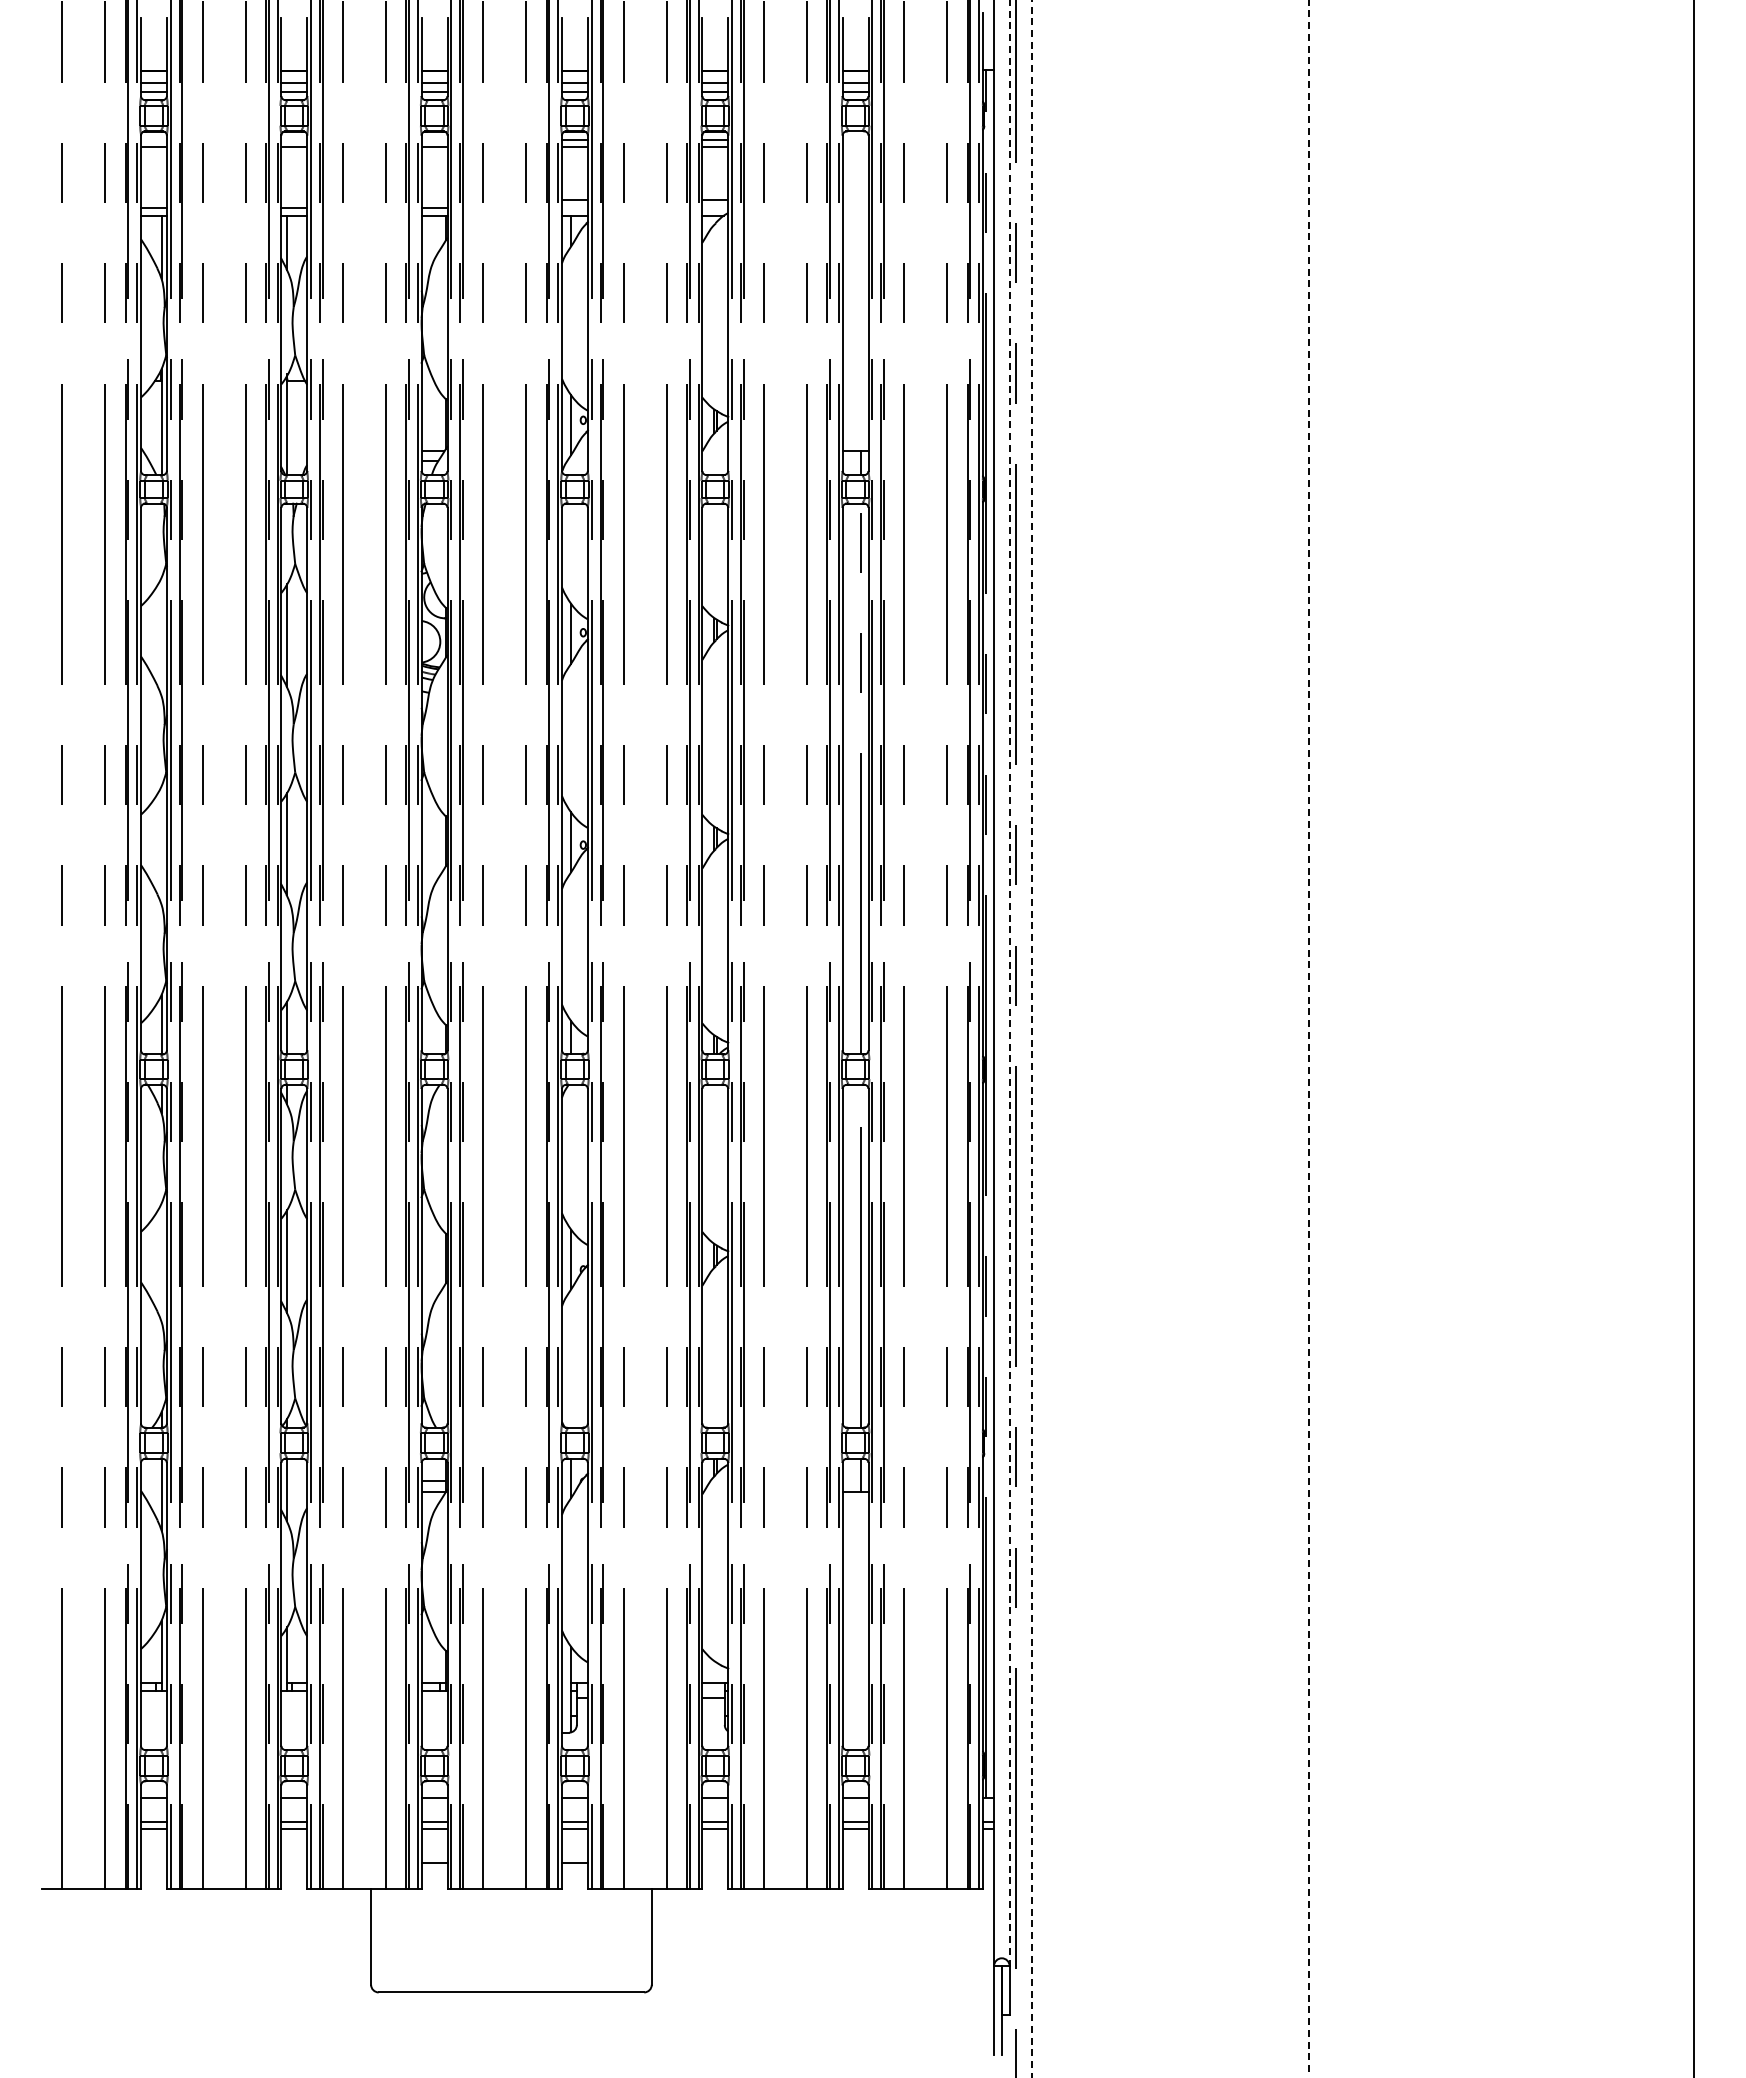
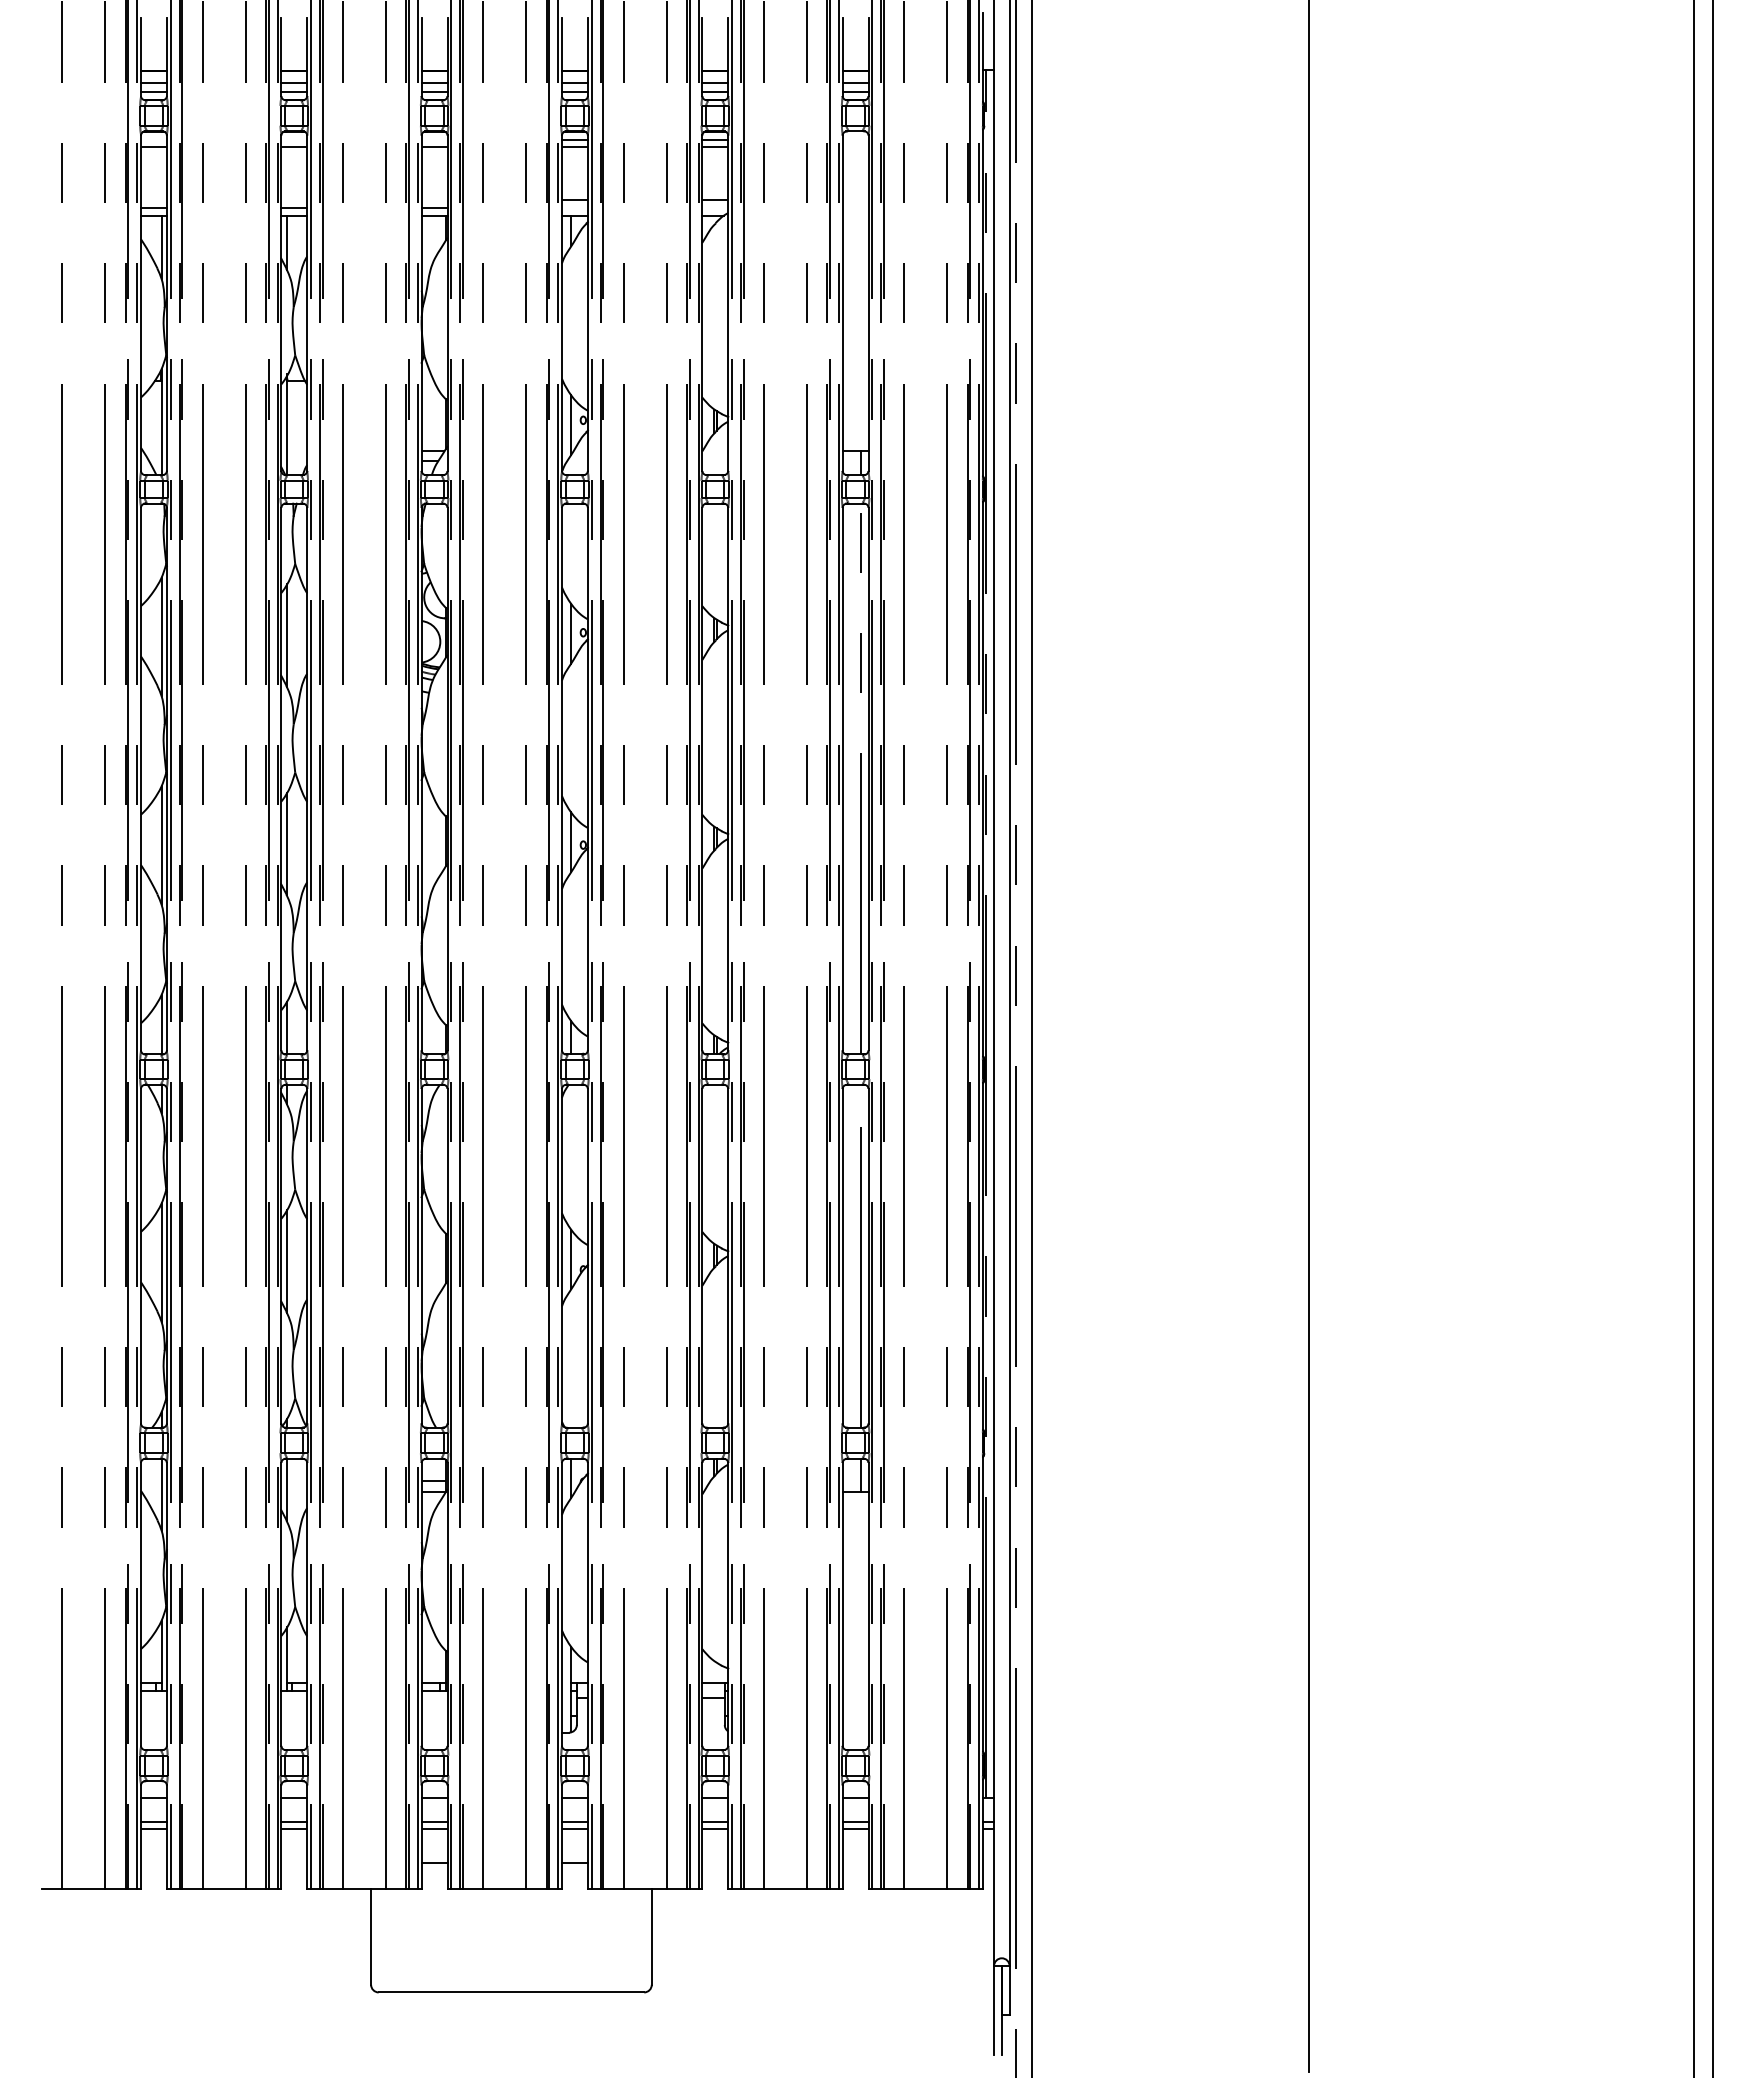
line: none -> present (161, 636)
line: none -> present (161, 845)
line: dashed -> solid (1009, 983)
line: dashed -> solid (1308, 1036)
line: none -> present (1712, 1038)
line: dashed -> solid (1032, 1039)
line: none -> present (161, 1262)
